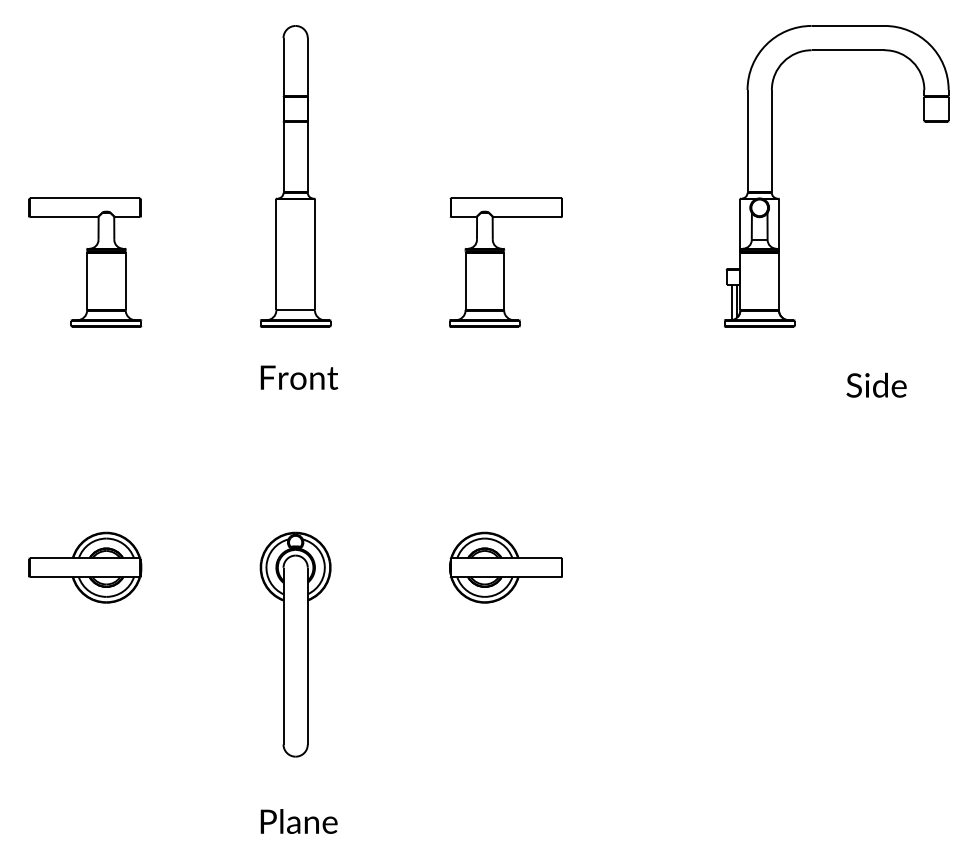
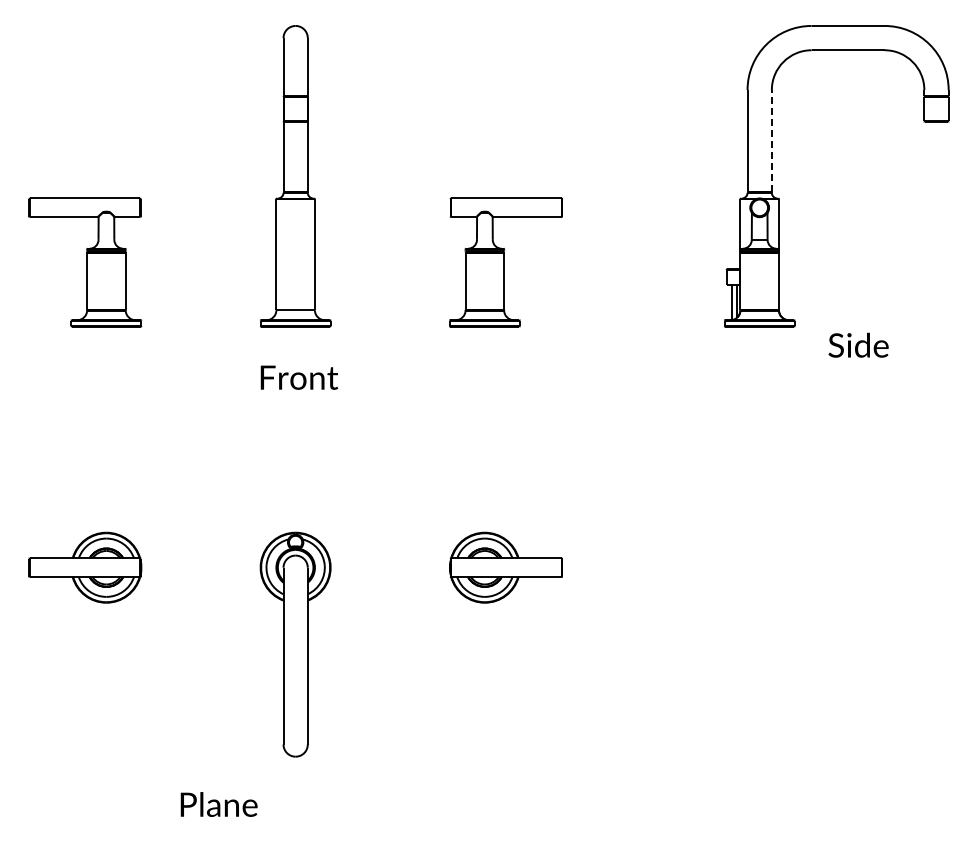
line: solid -> dashed (771, 140)
text position: (876, 384) -> (858, 344) (858, 344)
text position: (298, 821) -> (218, 804) (218, 804)
